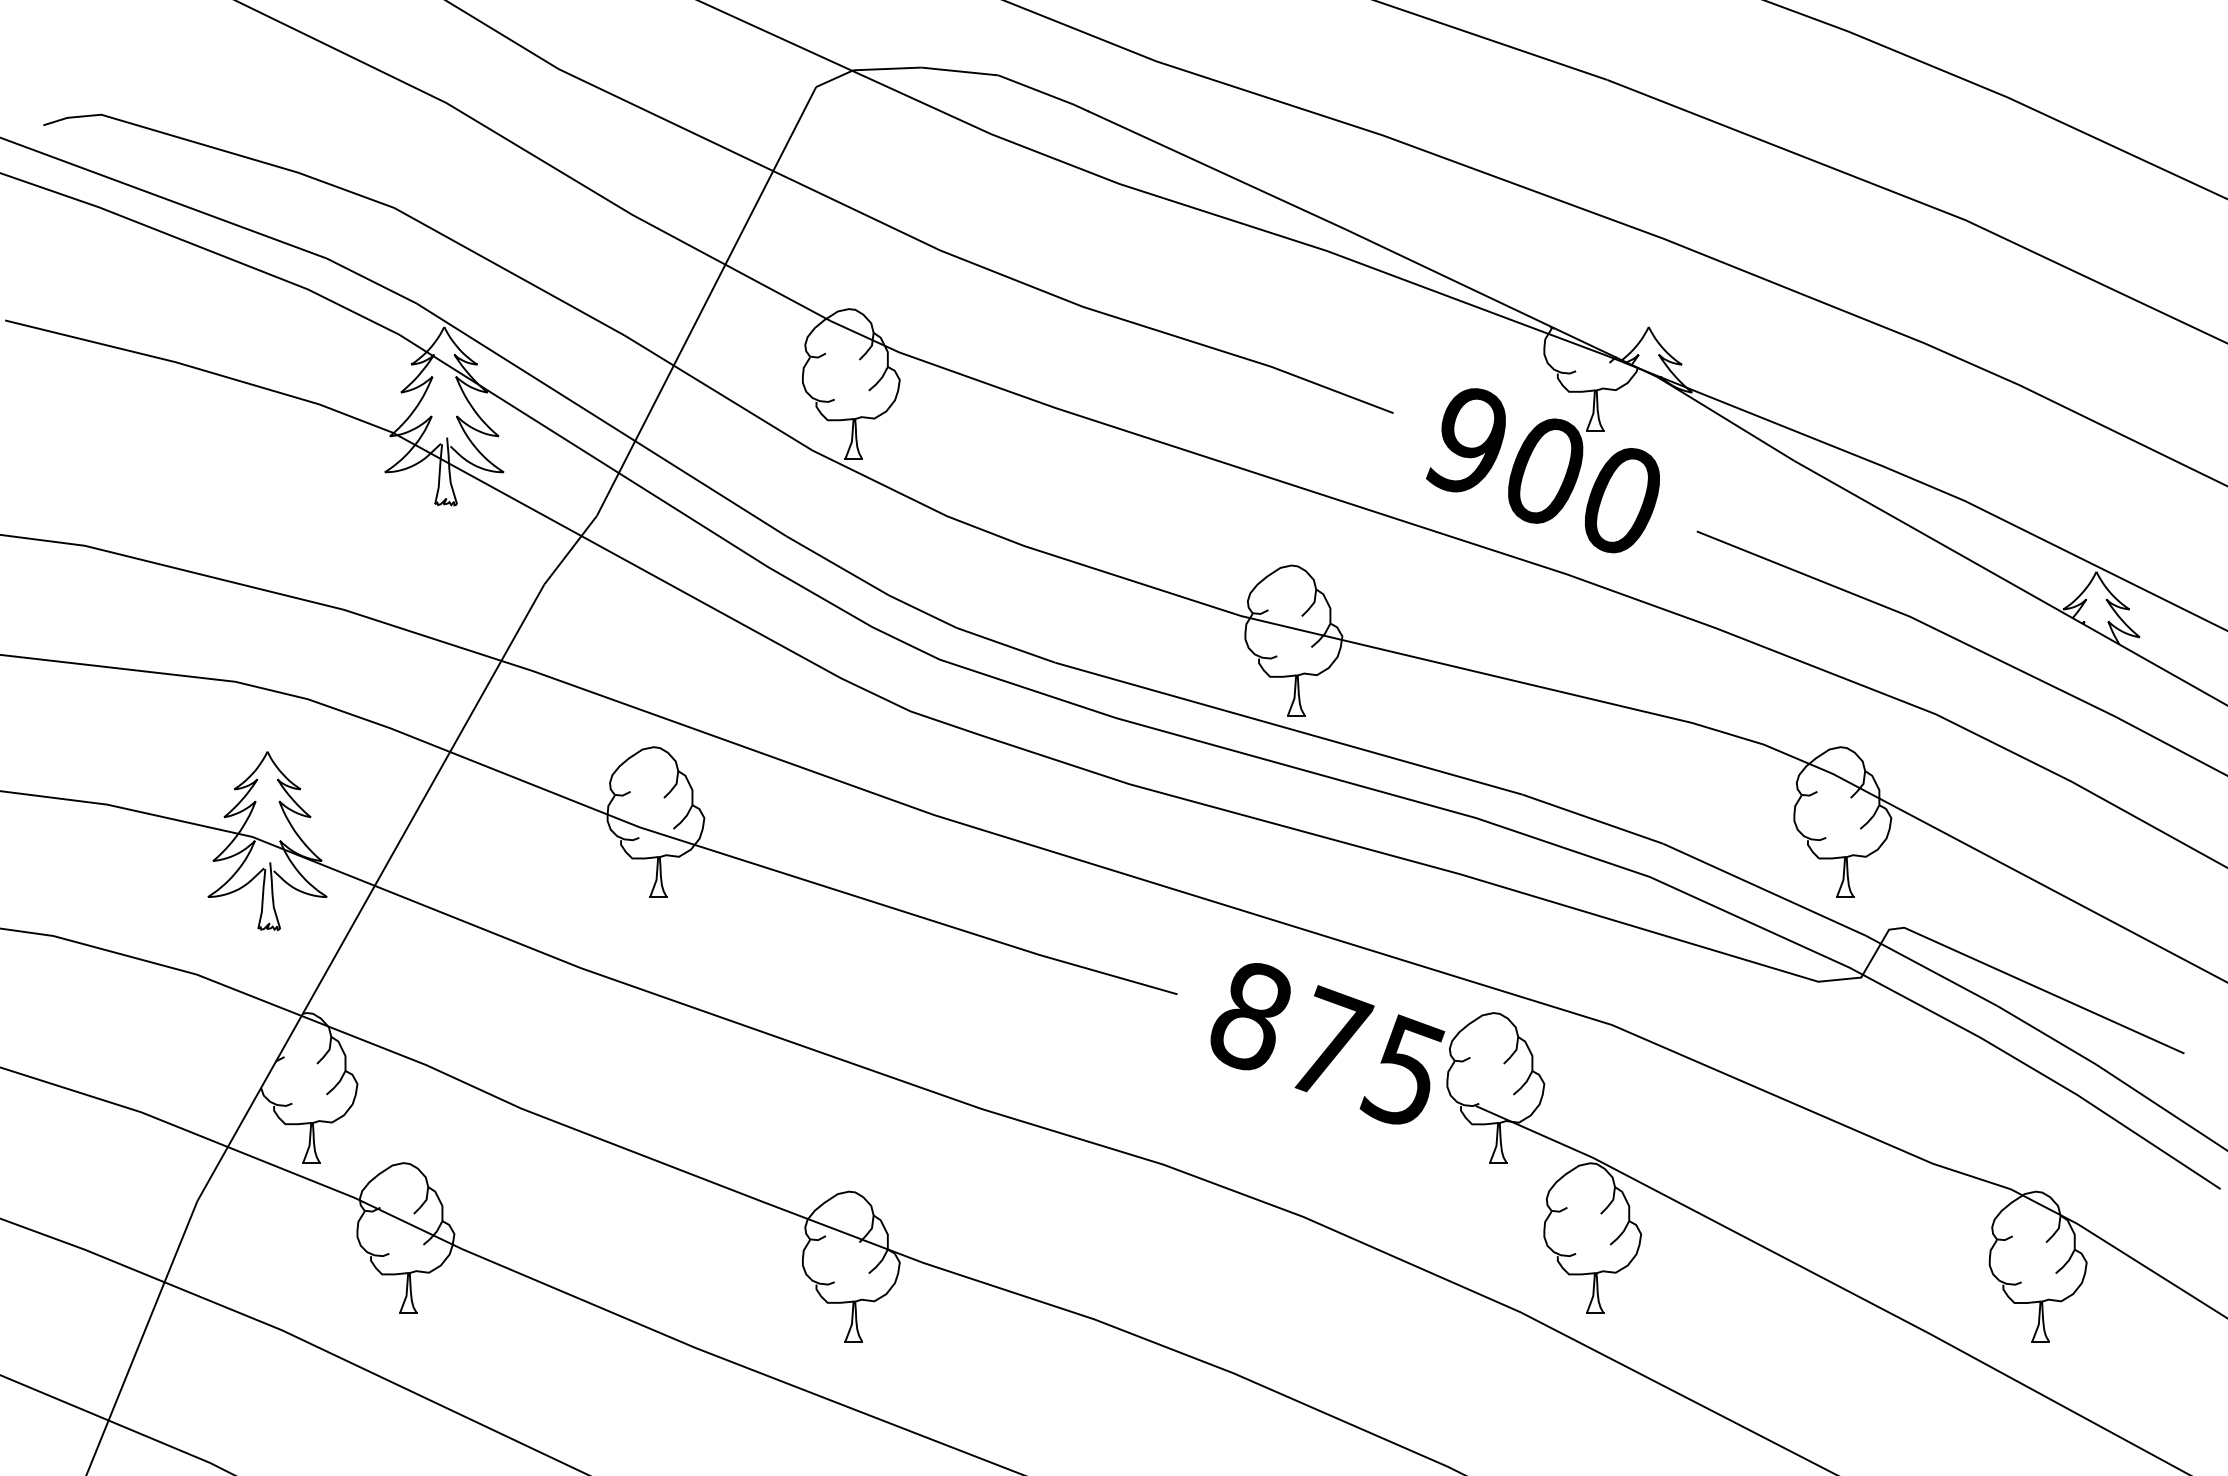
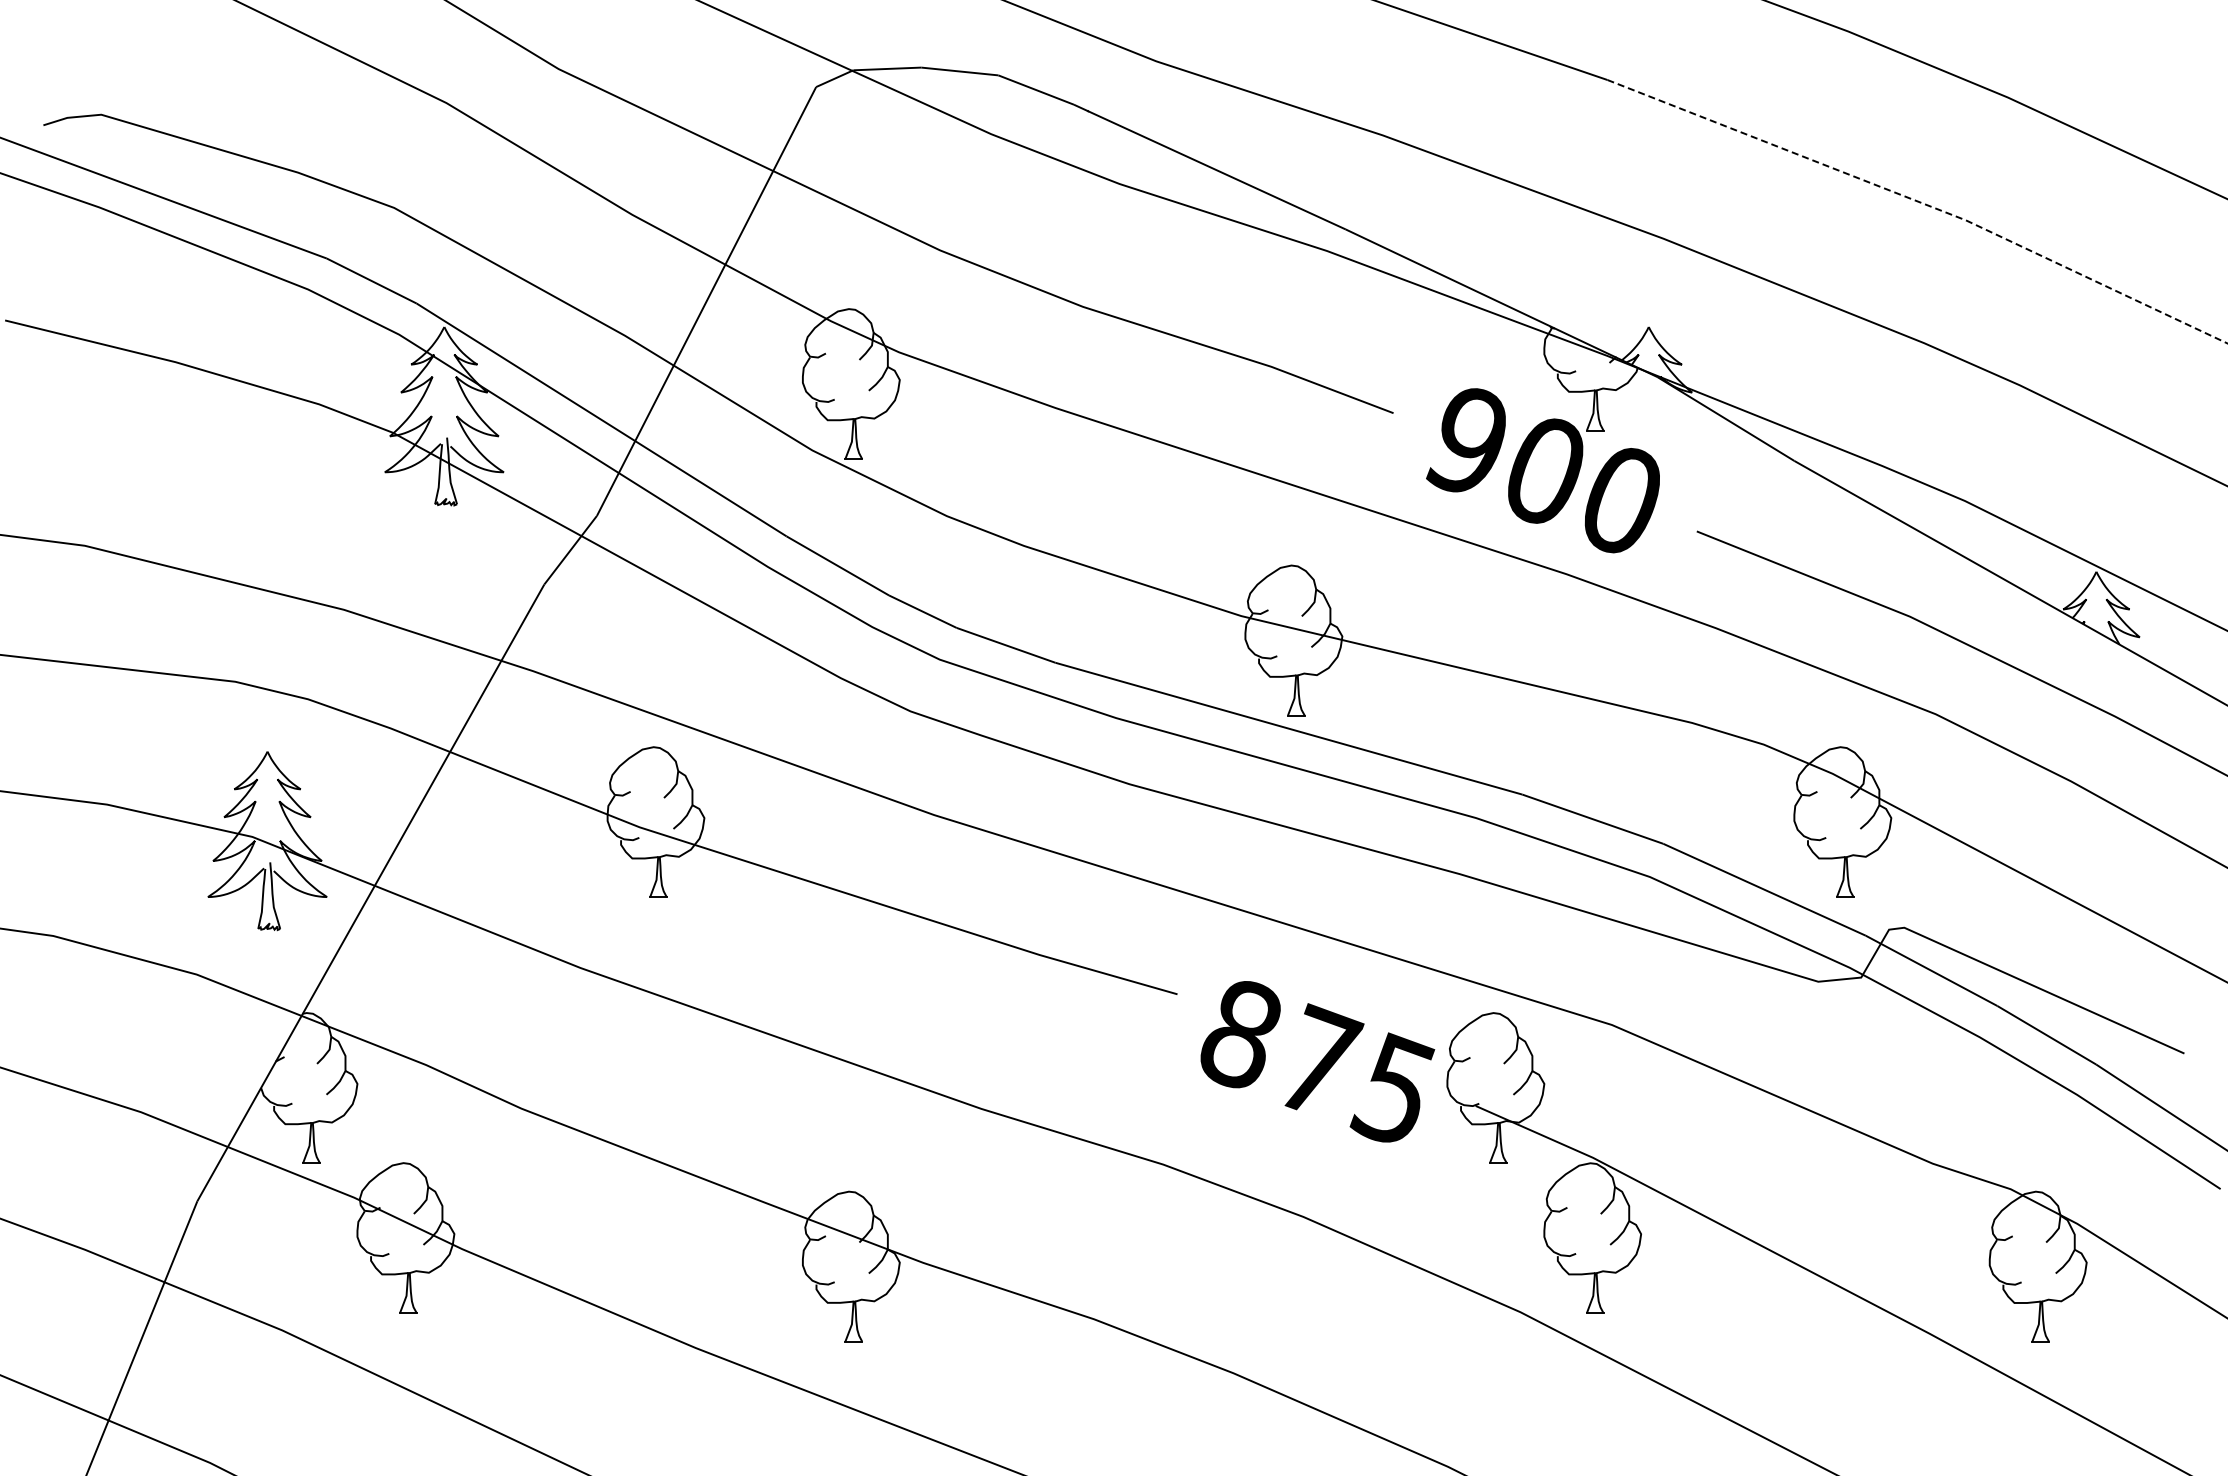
line: solid -> dashed (1922, 203)
text position: (1327, 1043) -> (1317, 1061) (1317, 1061)
